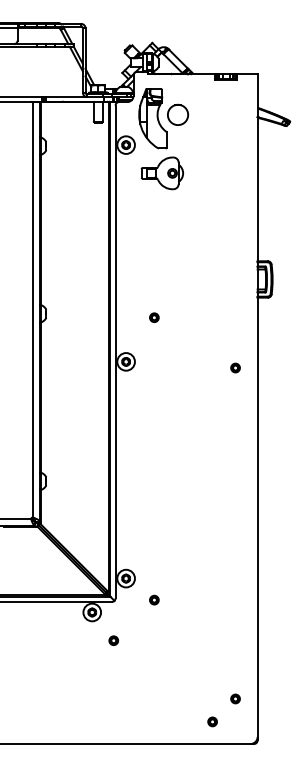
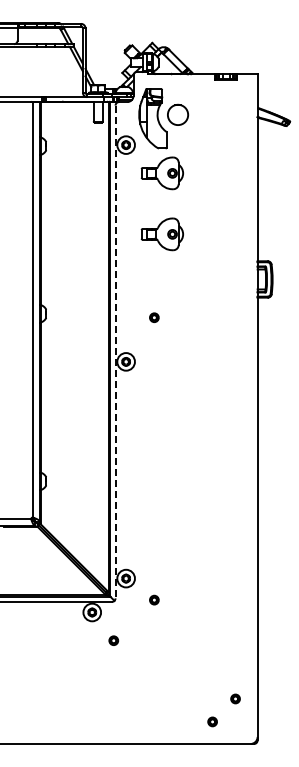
part: none -> present (161, 234)
line: solid -> dashed (115, 352)
part: present -> none (235, 367)
